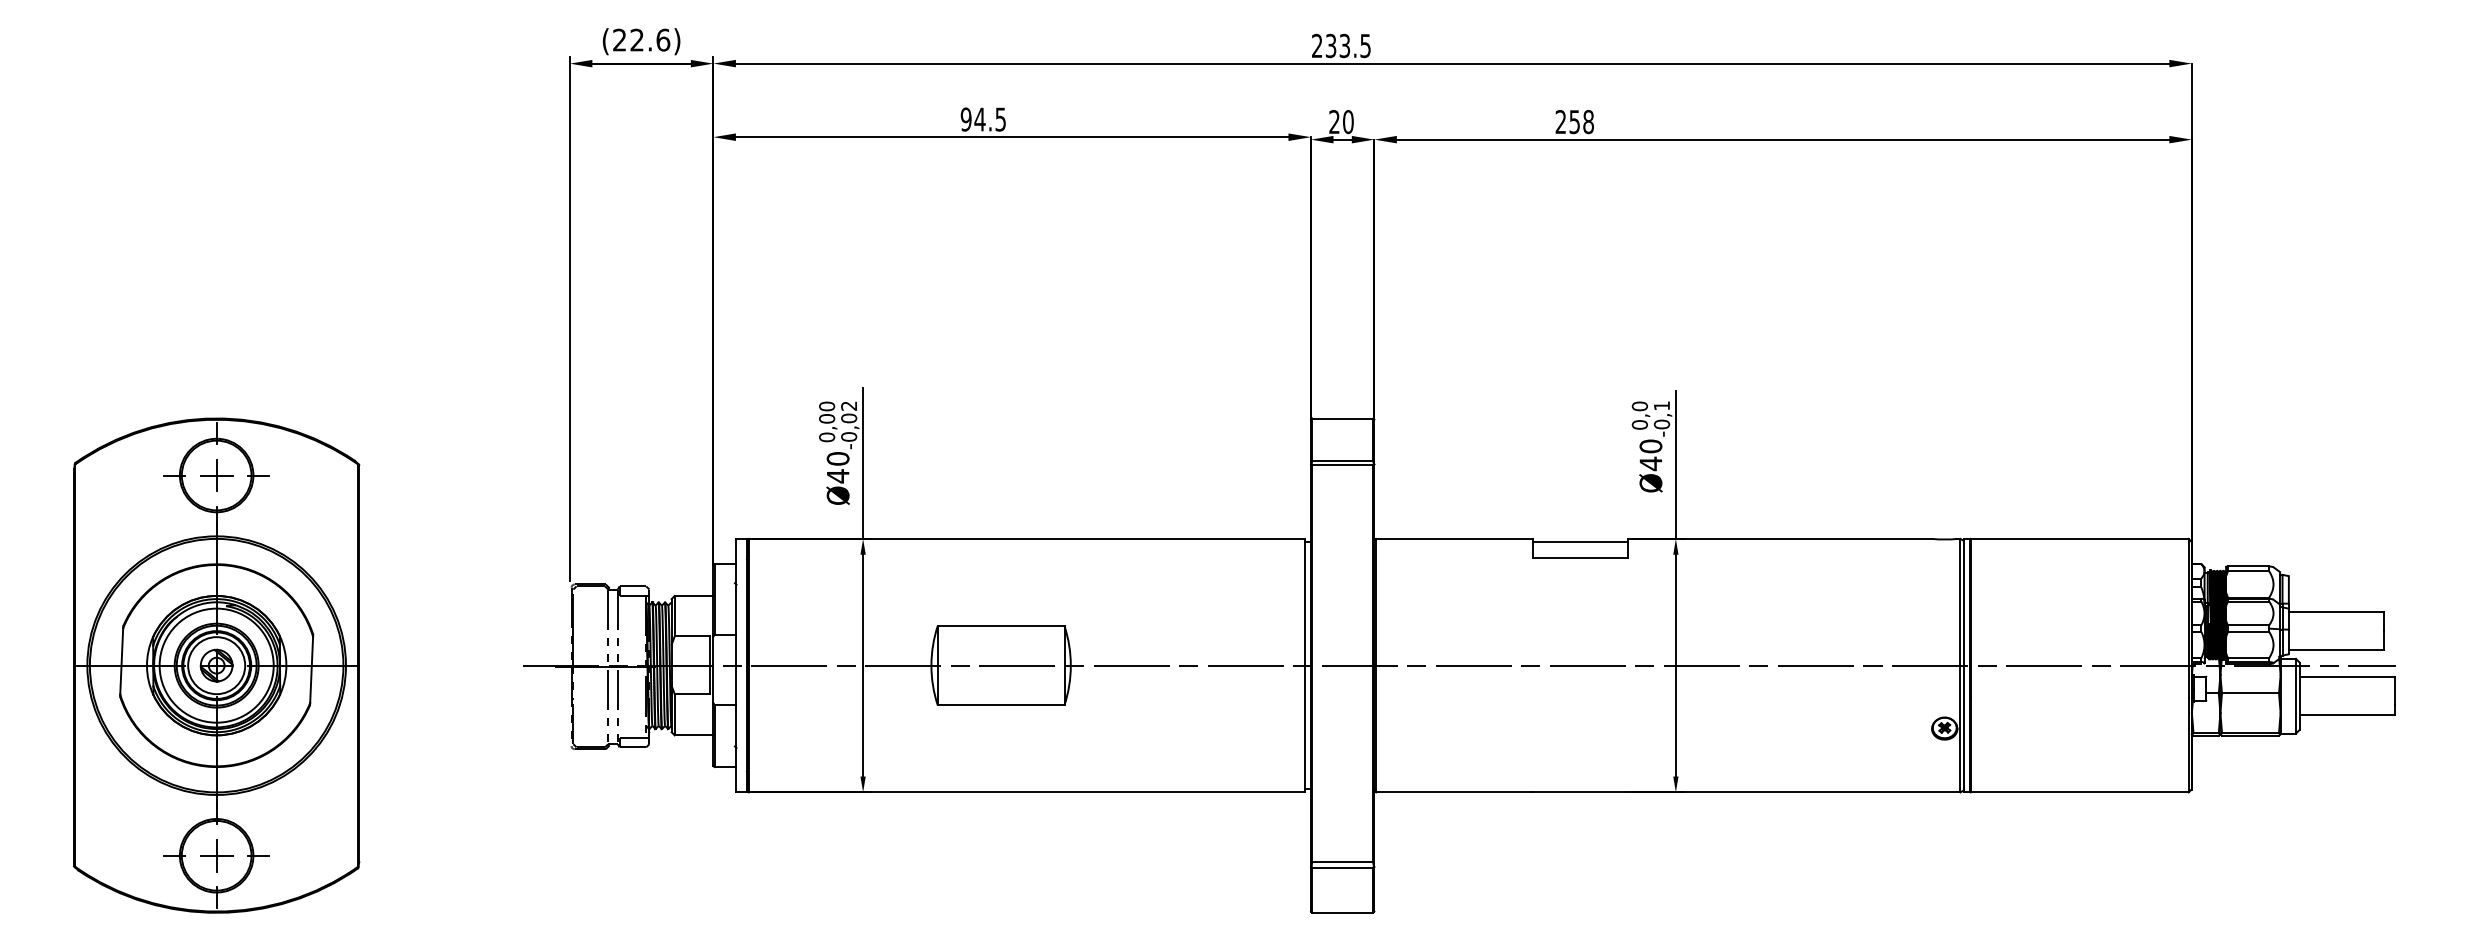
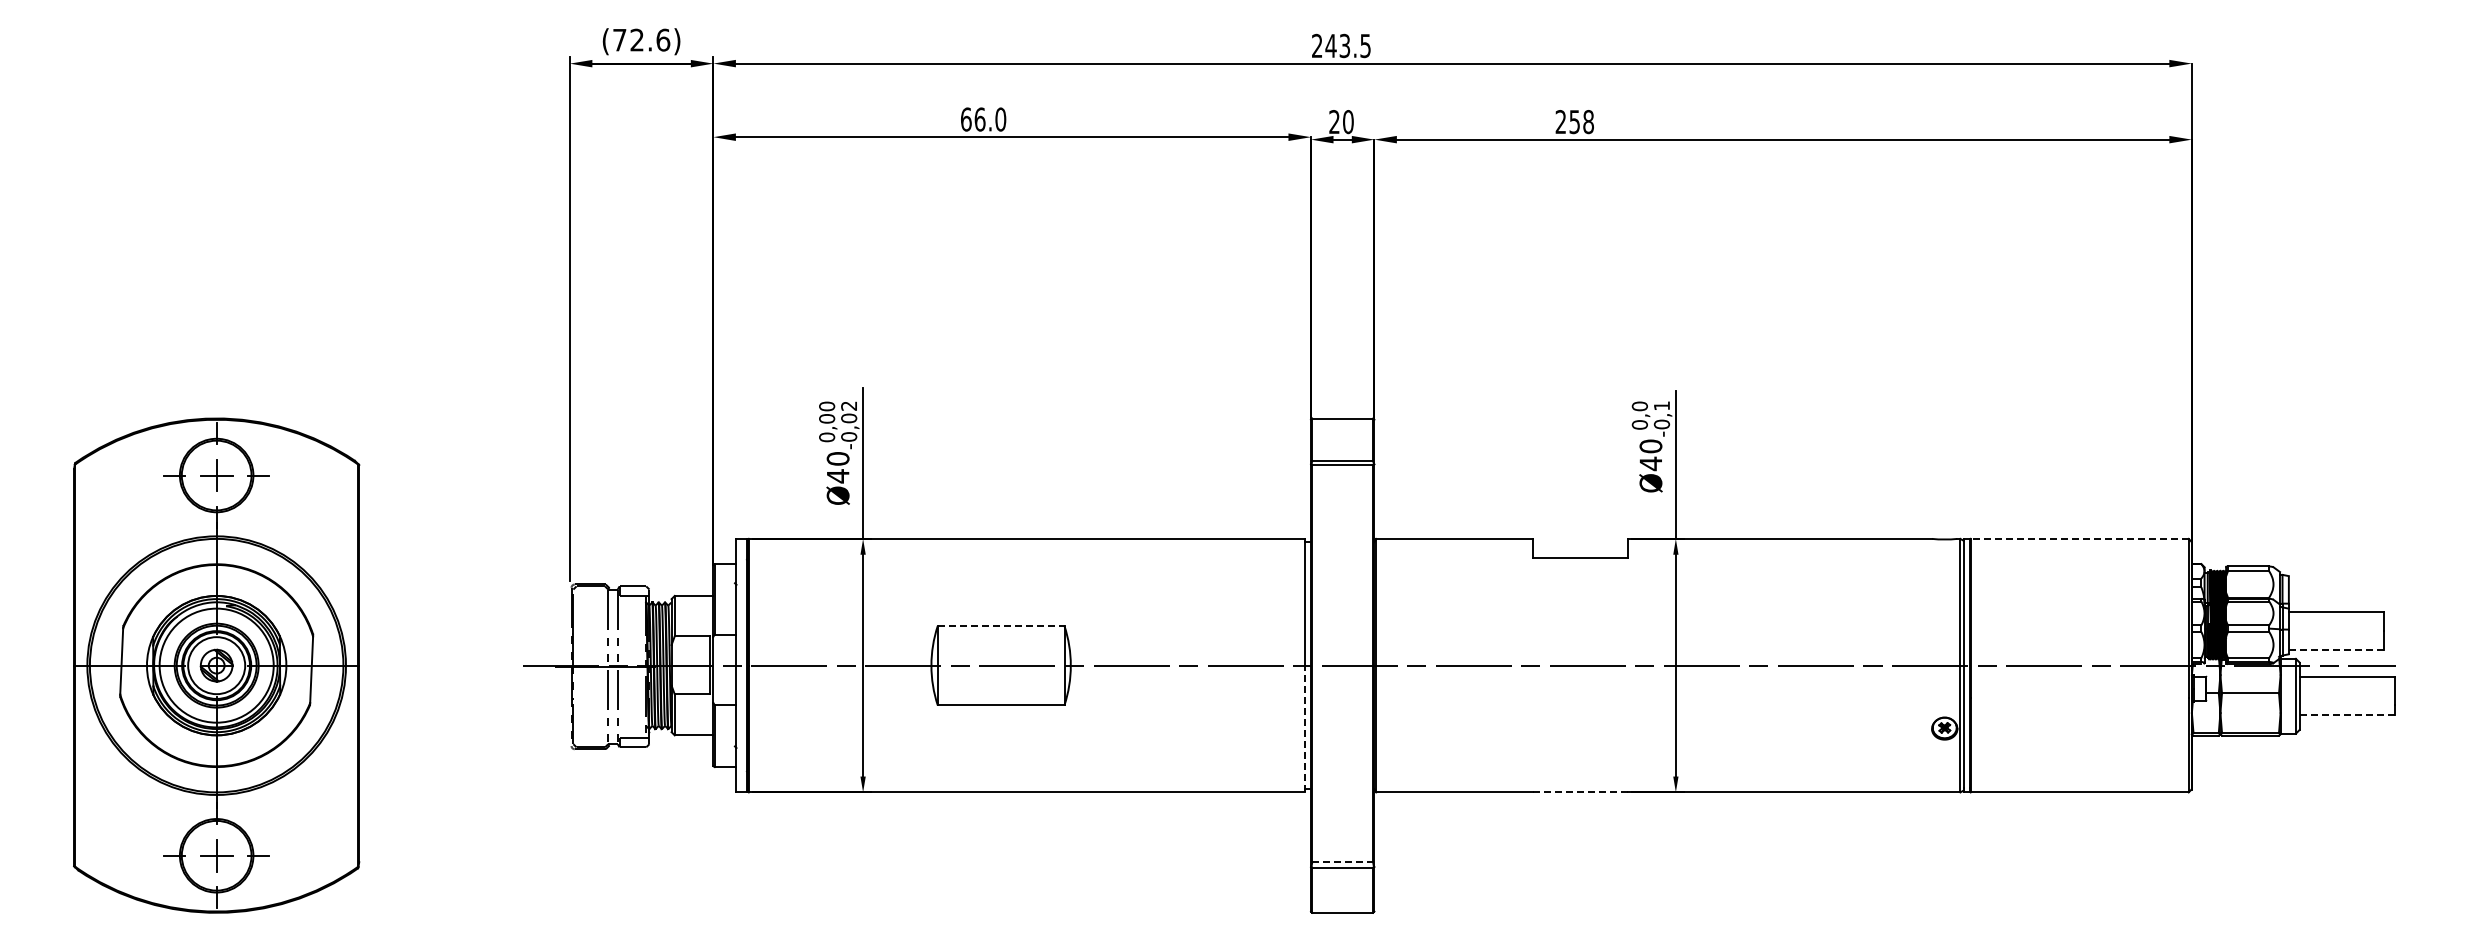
text: (22.6) -> (72.6) (619, 39)
text: 233.5 -> 243.5 (1330, 45)
text: 94.5 -> 66.0 (983, 119)
line: solid -> dashed (2079, 538)
line: present -> none (1579, 541)
line: solid -> dashed (1001, 626)
line: solid -> dashed (2336, 650)
line: solid -> dashed (2347, 715)
line: solid -> dashed (1304, 728)
line: solid -> dashed (1580, 792)
line: solid -> dashed (1343, 862)
